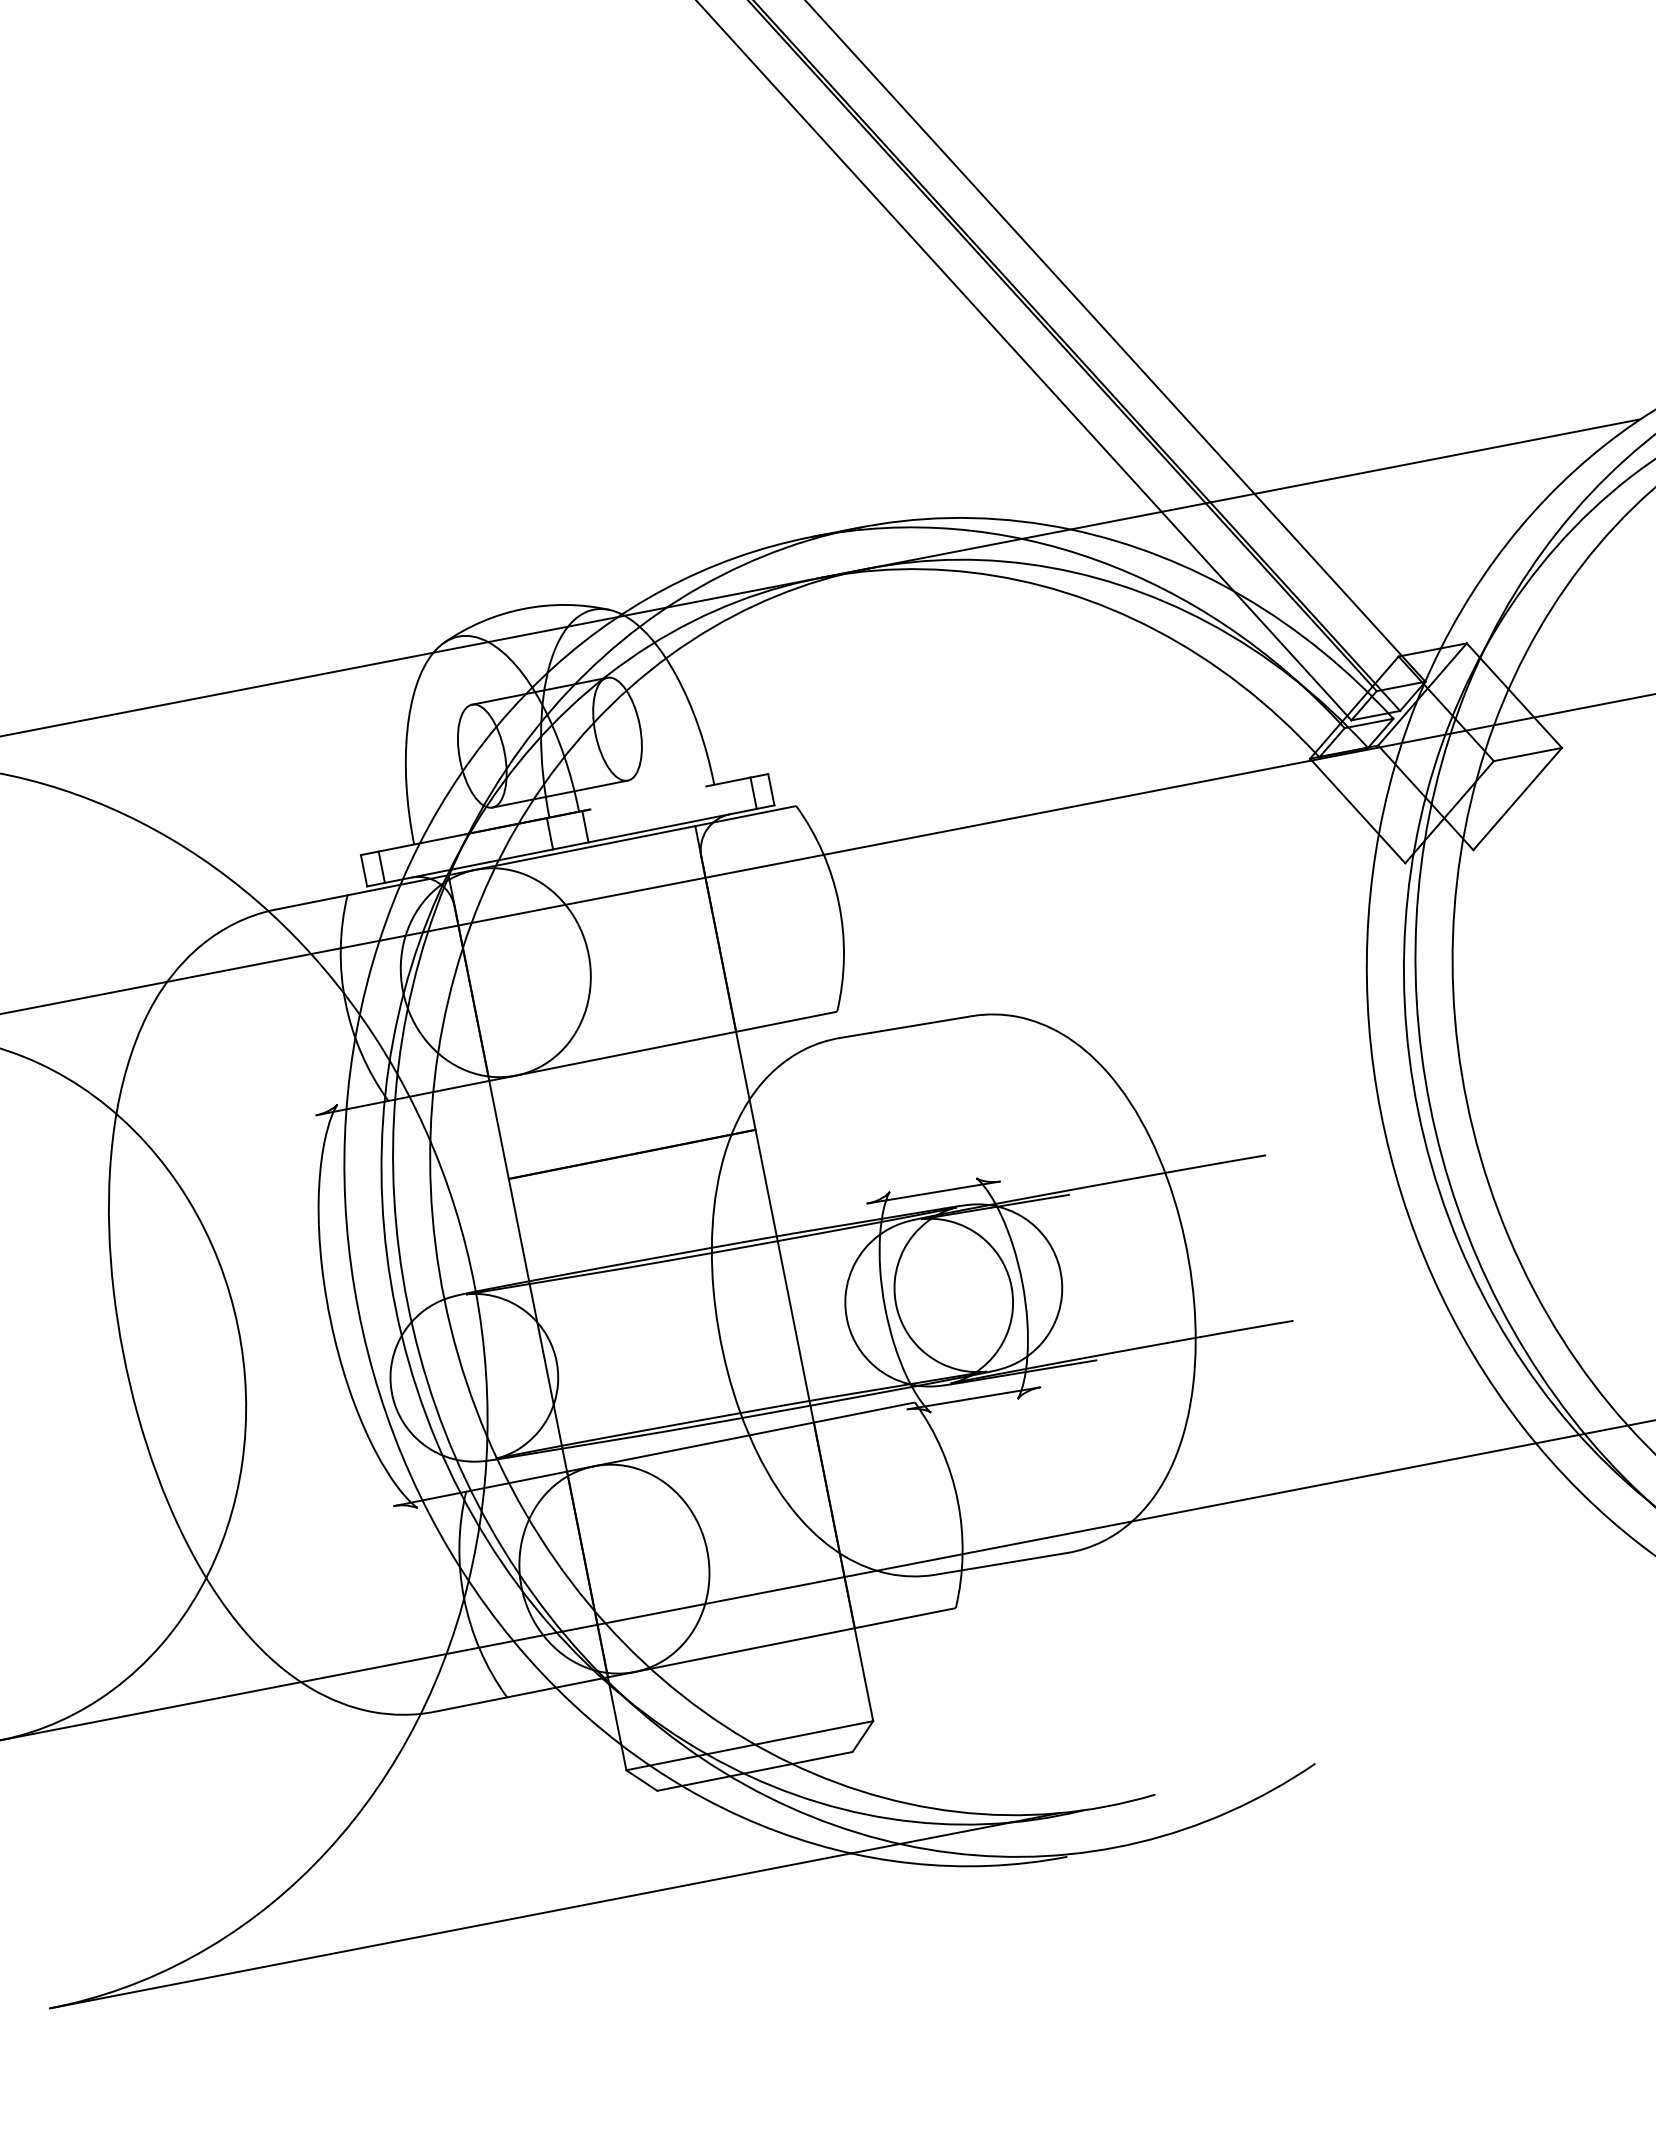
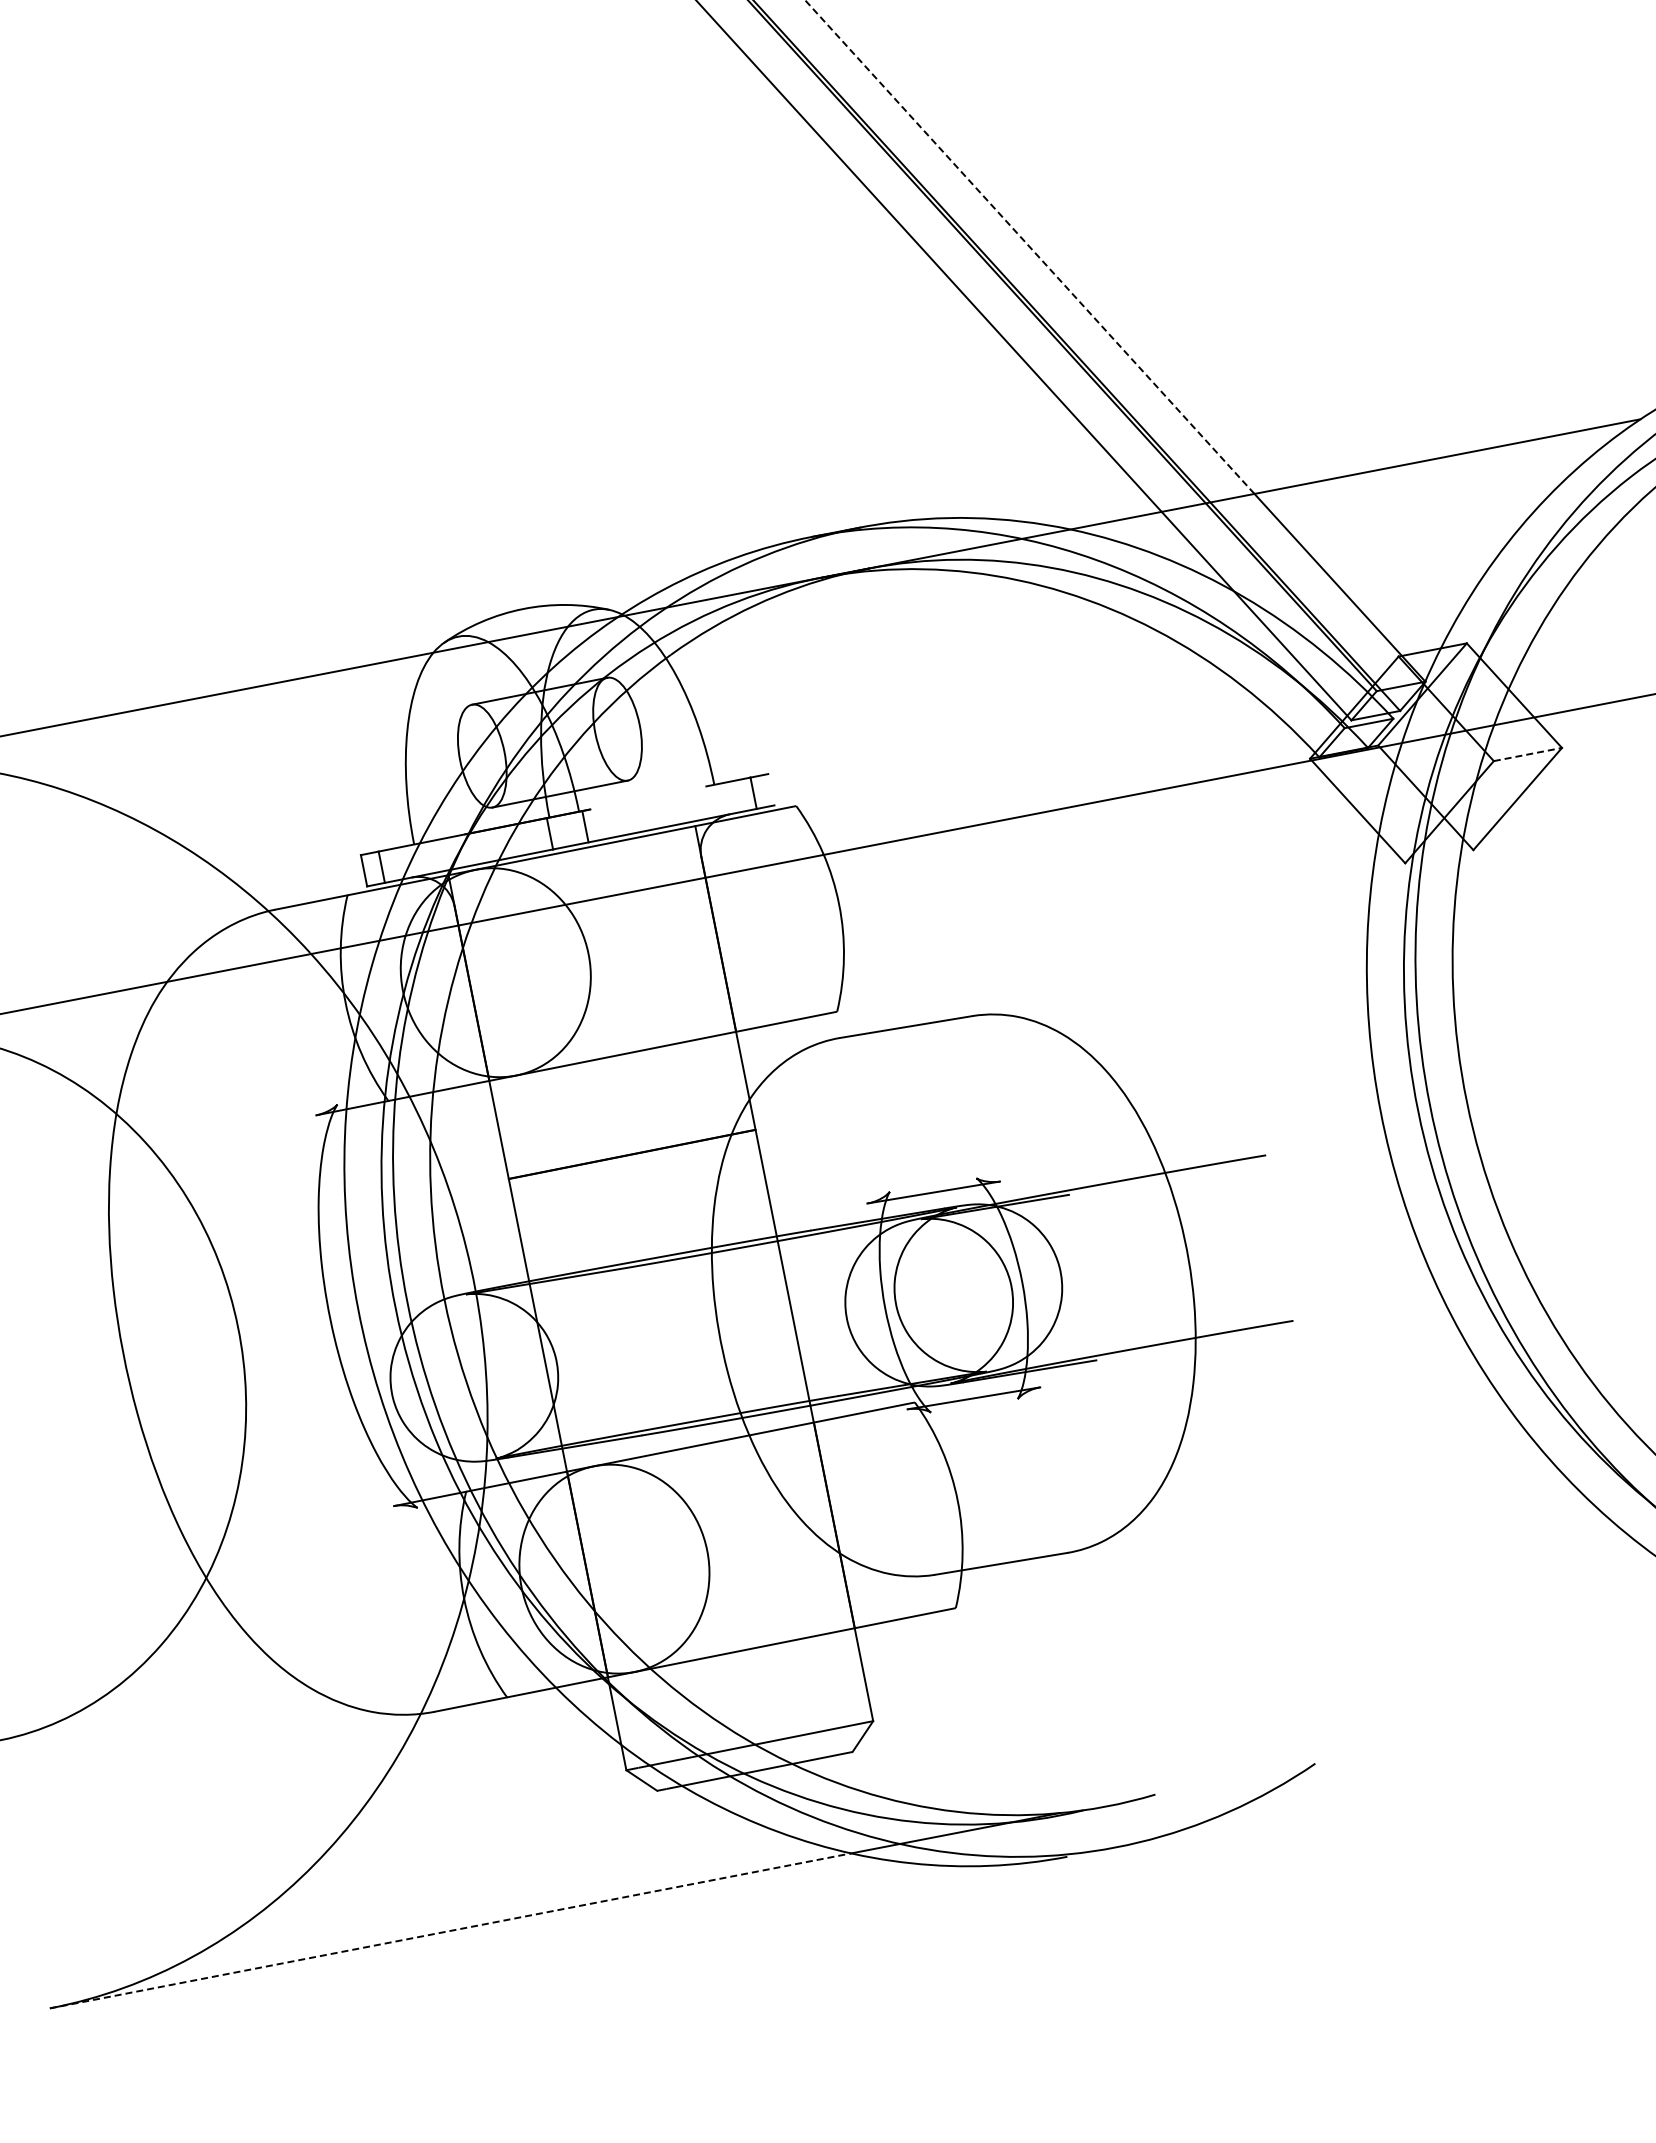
line: solid -> dashed (1029, 246)
line: solid -> dashed (1527, 754)
line: present -> none (771, 789)
line: present -> none (827, 1579)
line: solid -> dashed (451, 1930)
